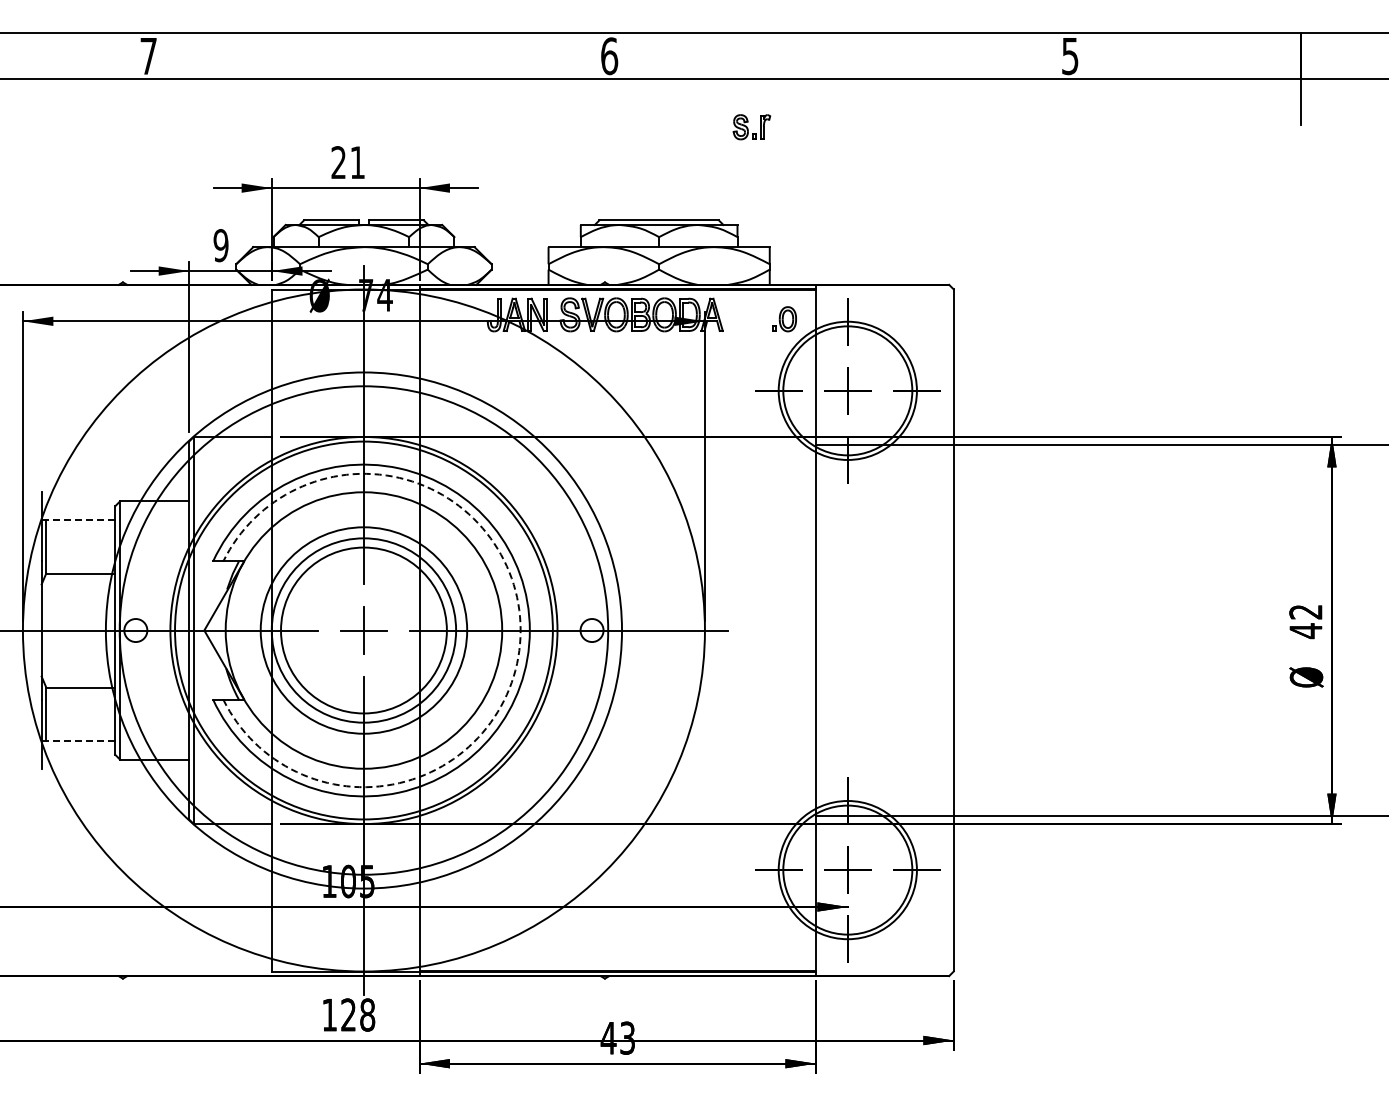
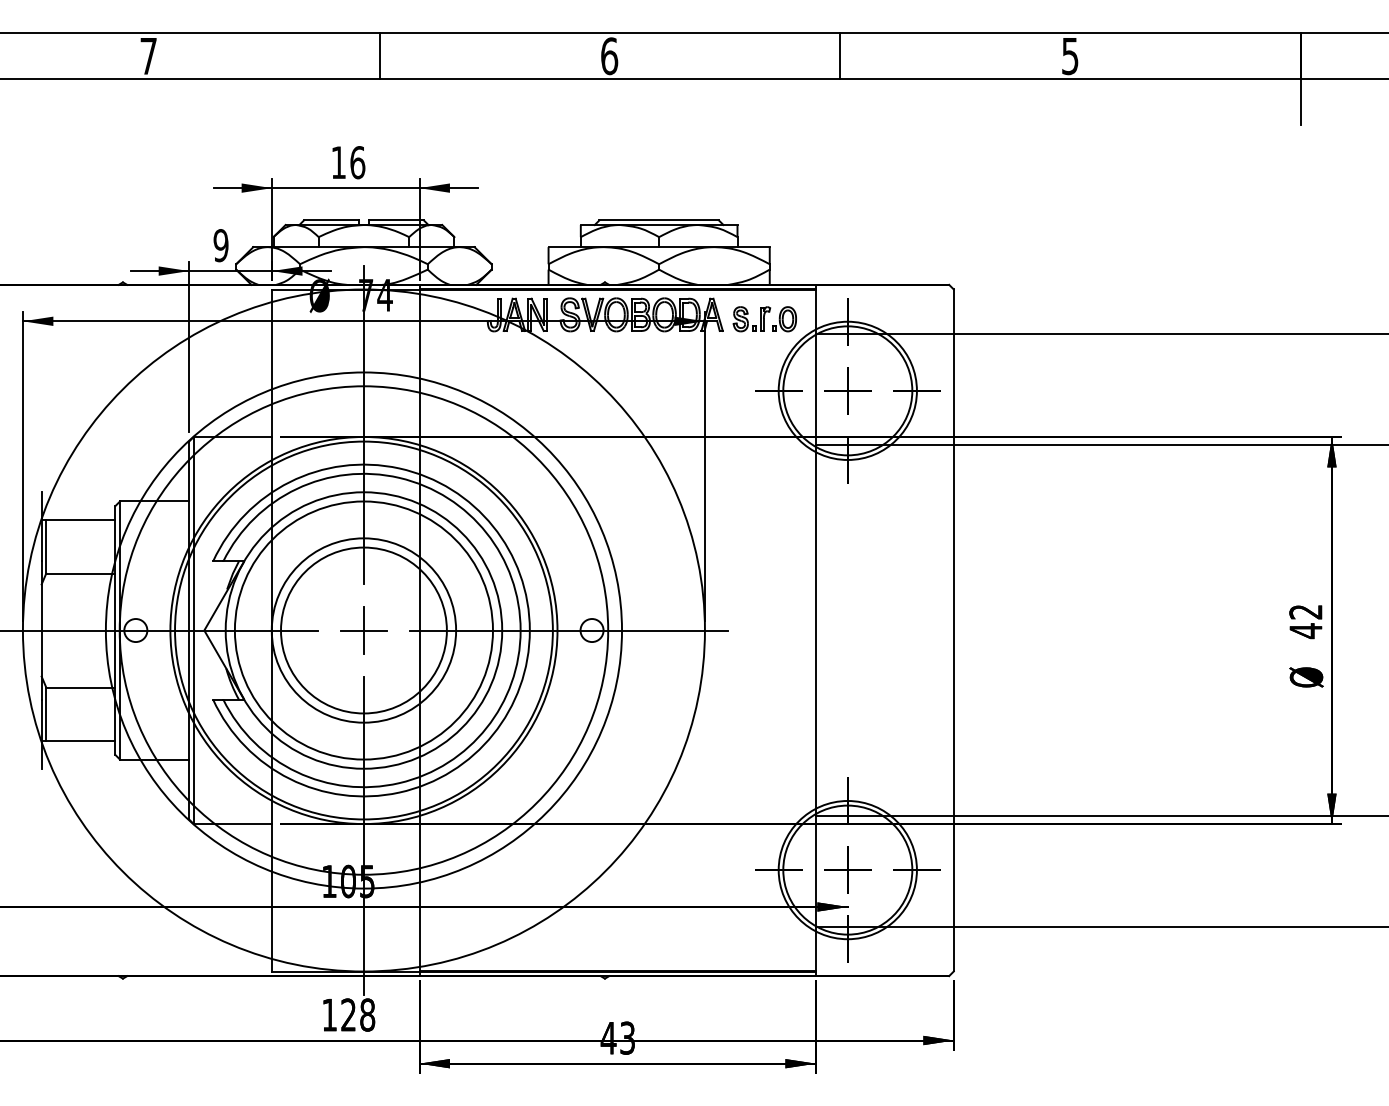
line: none -> present (379, 56)
line: none -> present (840, 56)
part position: (751, 127) -> (751, 319) (751, 319)
text: 21 -> 16 (348, 162)
line: none -> present (1100, 334)
line: dashed -> solid (80, 519)
circle diameter: 206 px -> 258 px (363, 630)
arc: dashed -> solid (520, 630)
line: dashed -> solid (80, 741)
line: none -> present (1100, 926)
